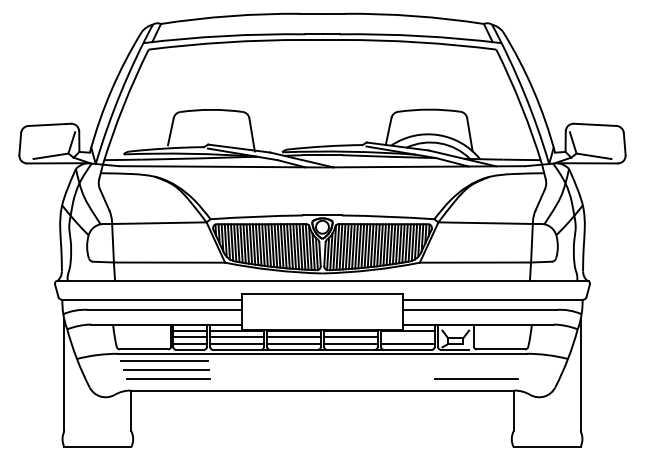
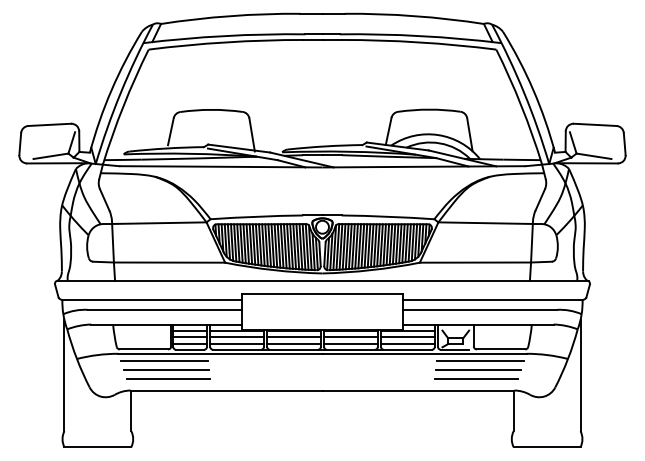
line: none -> present (407, 337)
line: none -> present (480, 360)
line: none -> present (478, 369)
